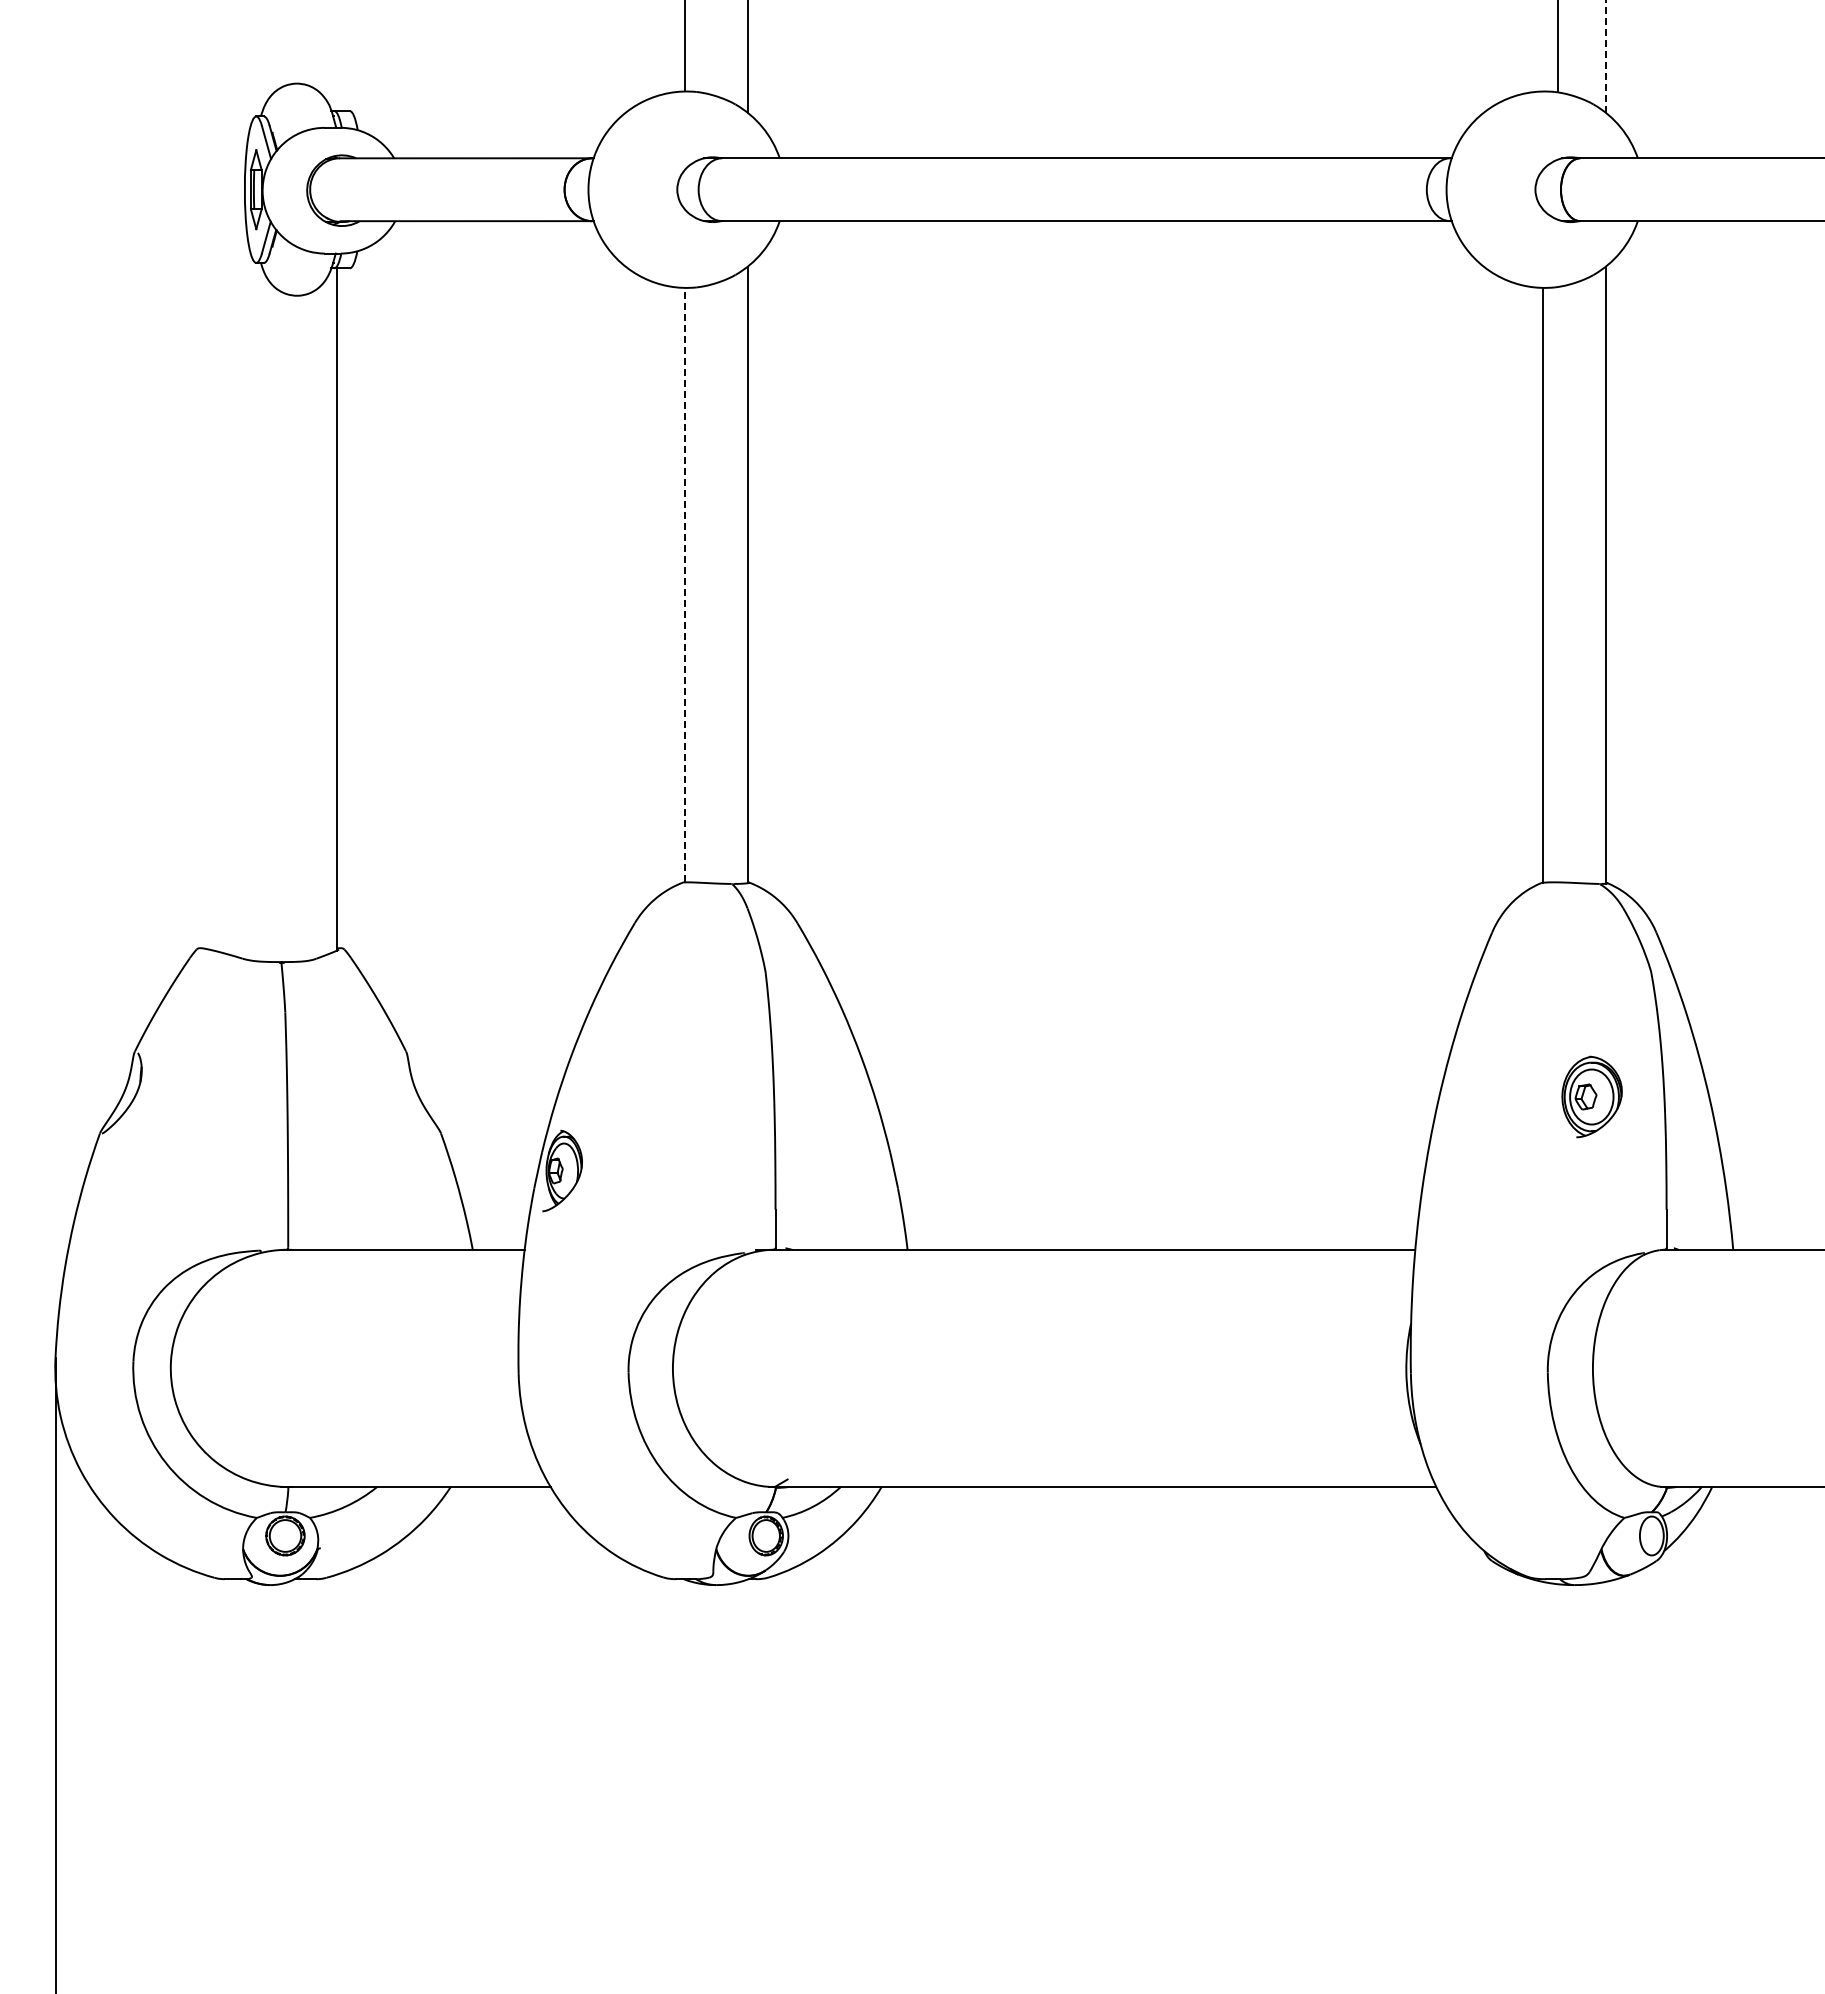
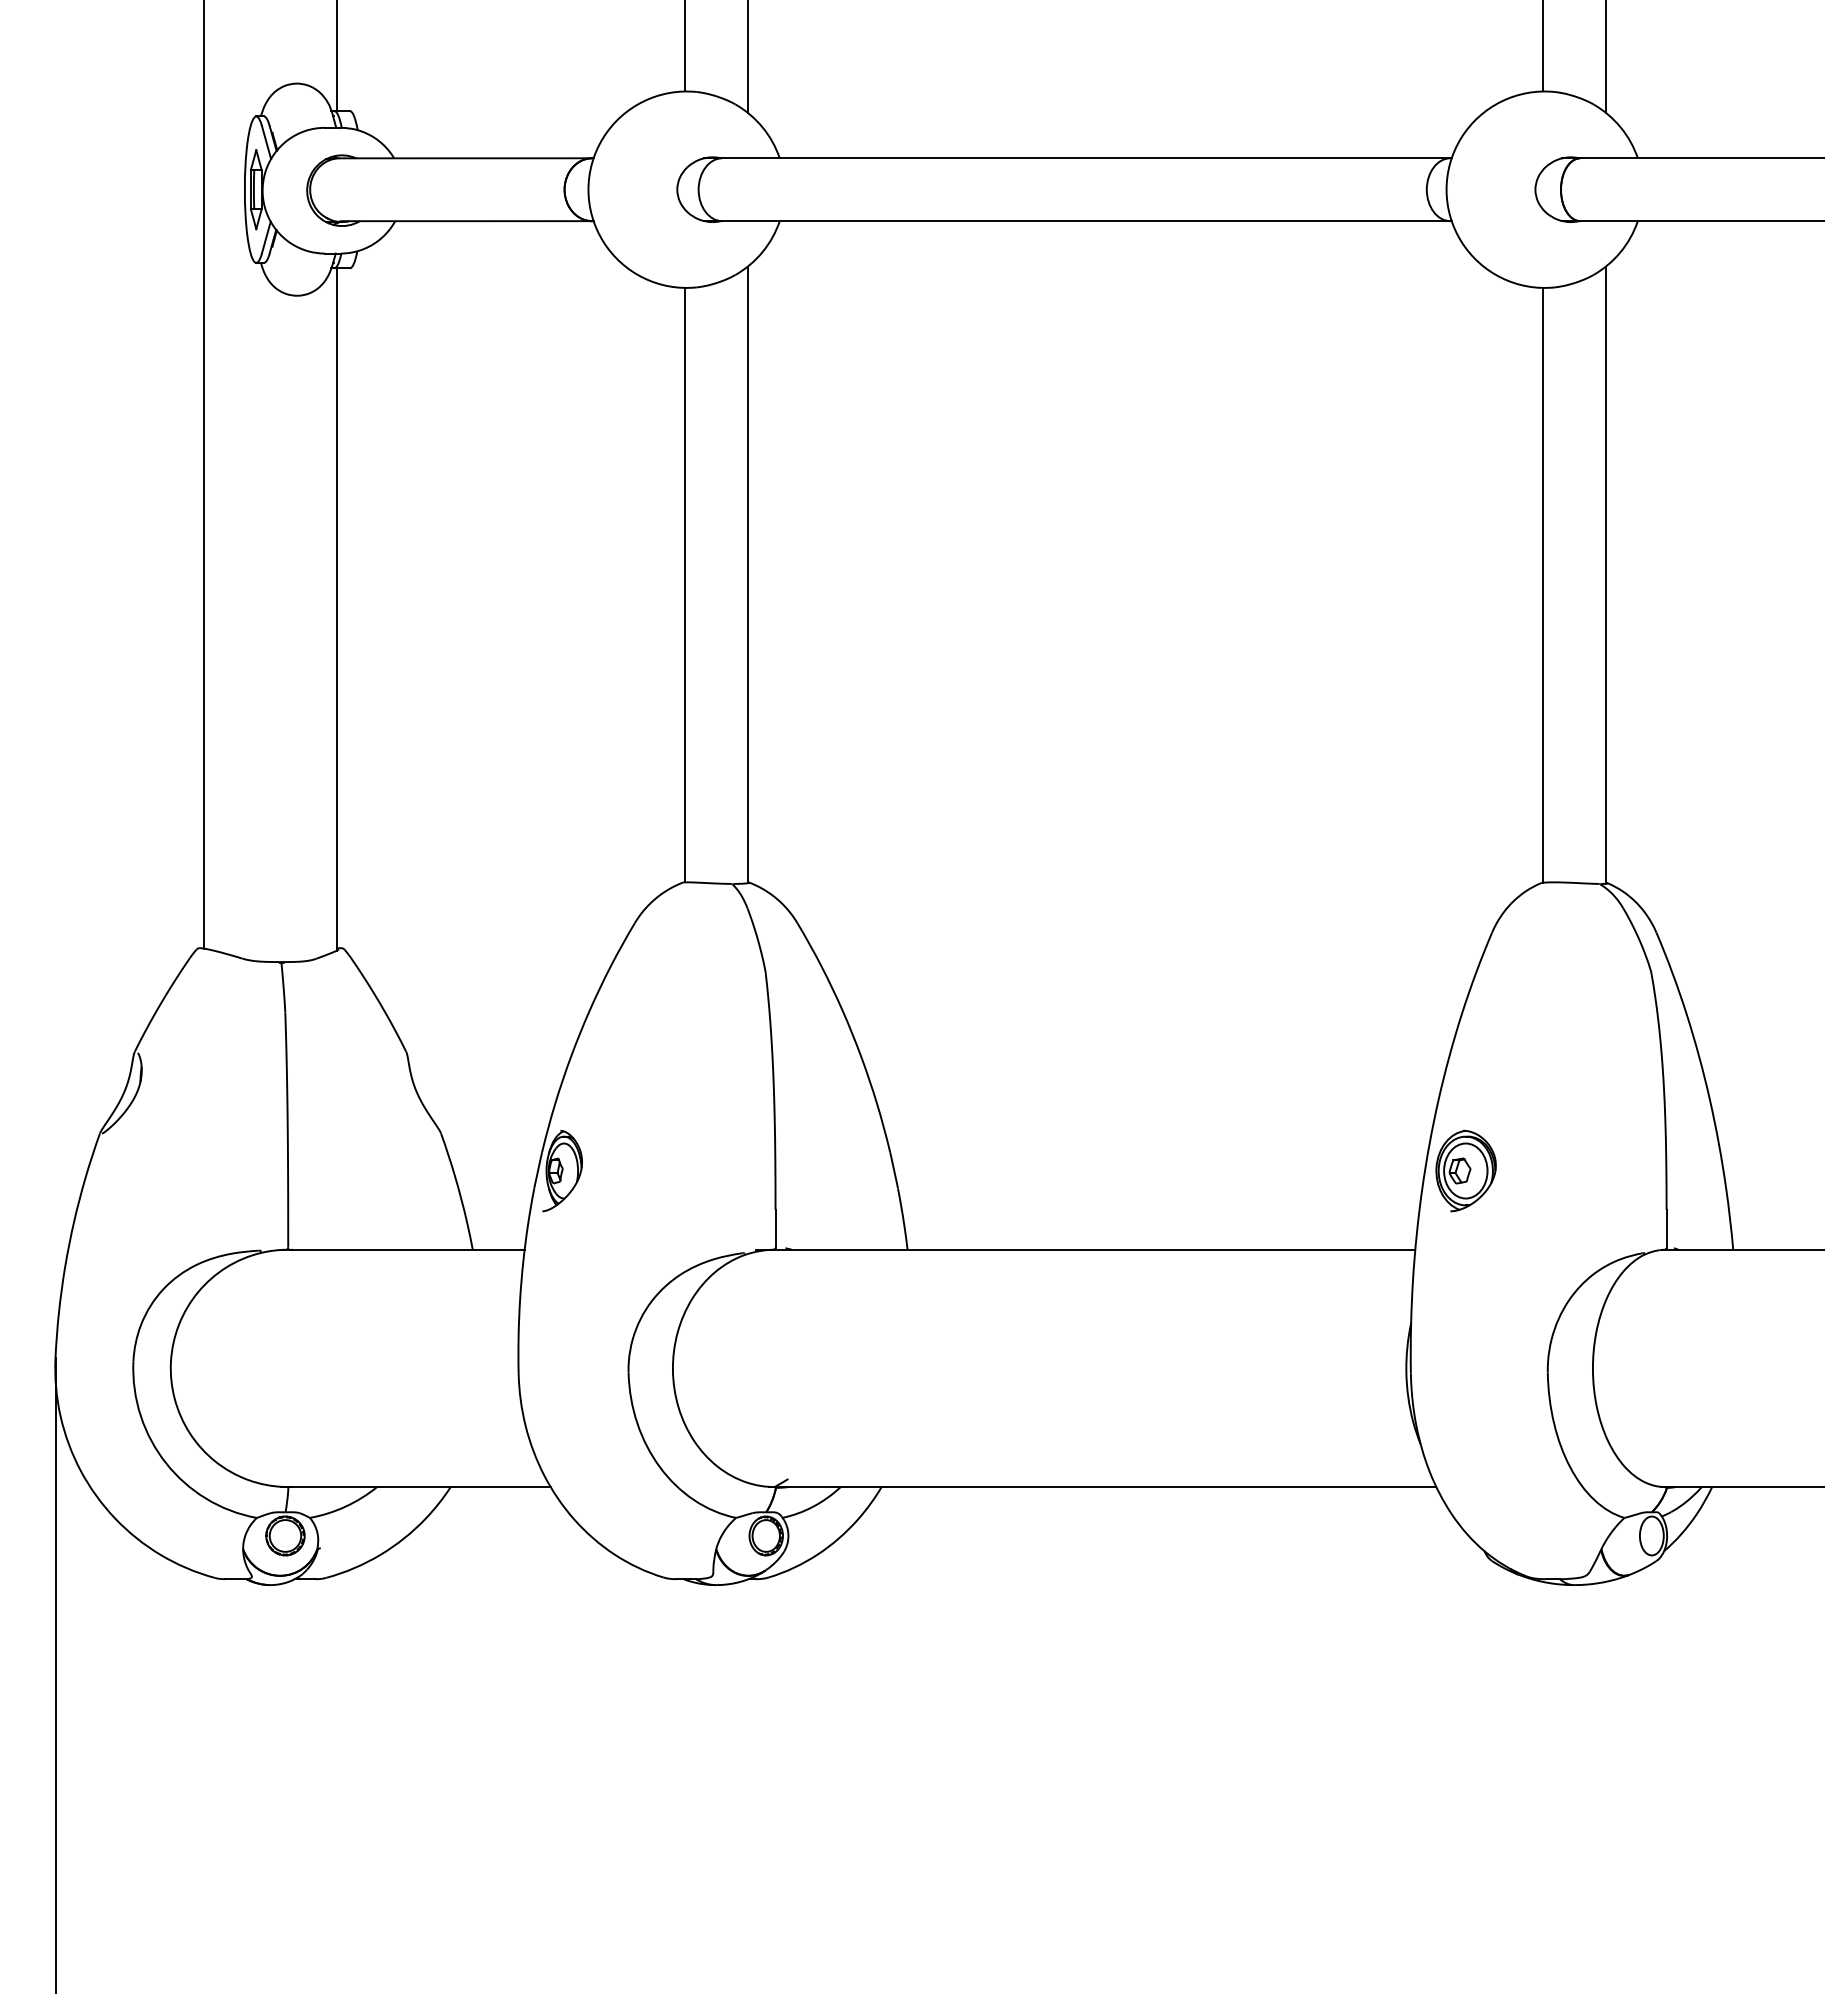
line position: (1557, 46) -> (1542, 46) (1542, 46)
line: none -> present (336, 56)
line: dashed -> solid (1605, 56)
line: none -> present (204, 475)
line: dashed -> solid (684, 584)
part position: (1591, 1096) -> (1465, 1170) (1465, 1170)
